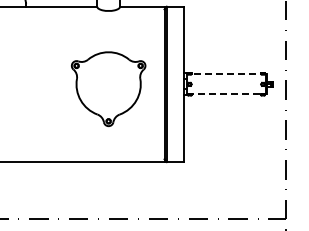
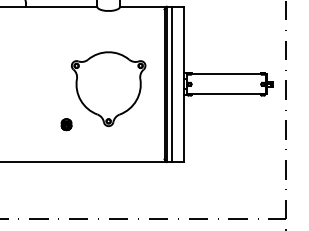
line: dashed -> solid (226, 74)
line: none -> present (172, 84)
line: dashed -> solid (227, 94)
part: none -> present (66, 124)
